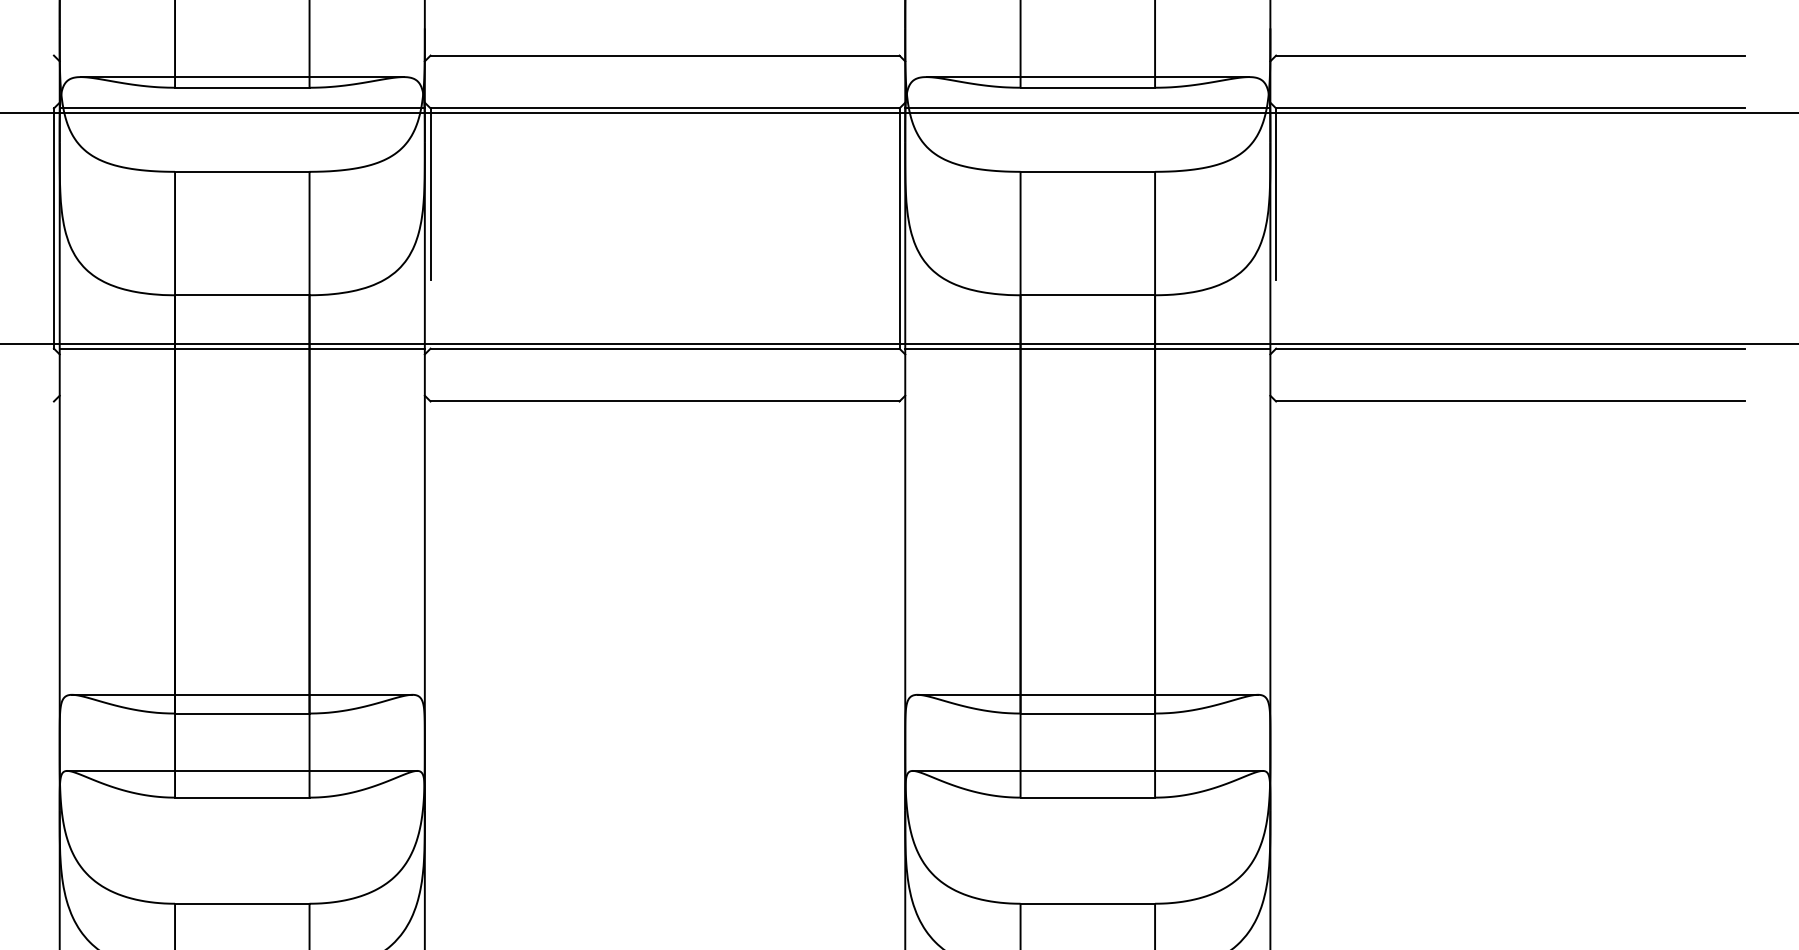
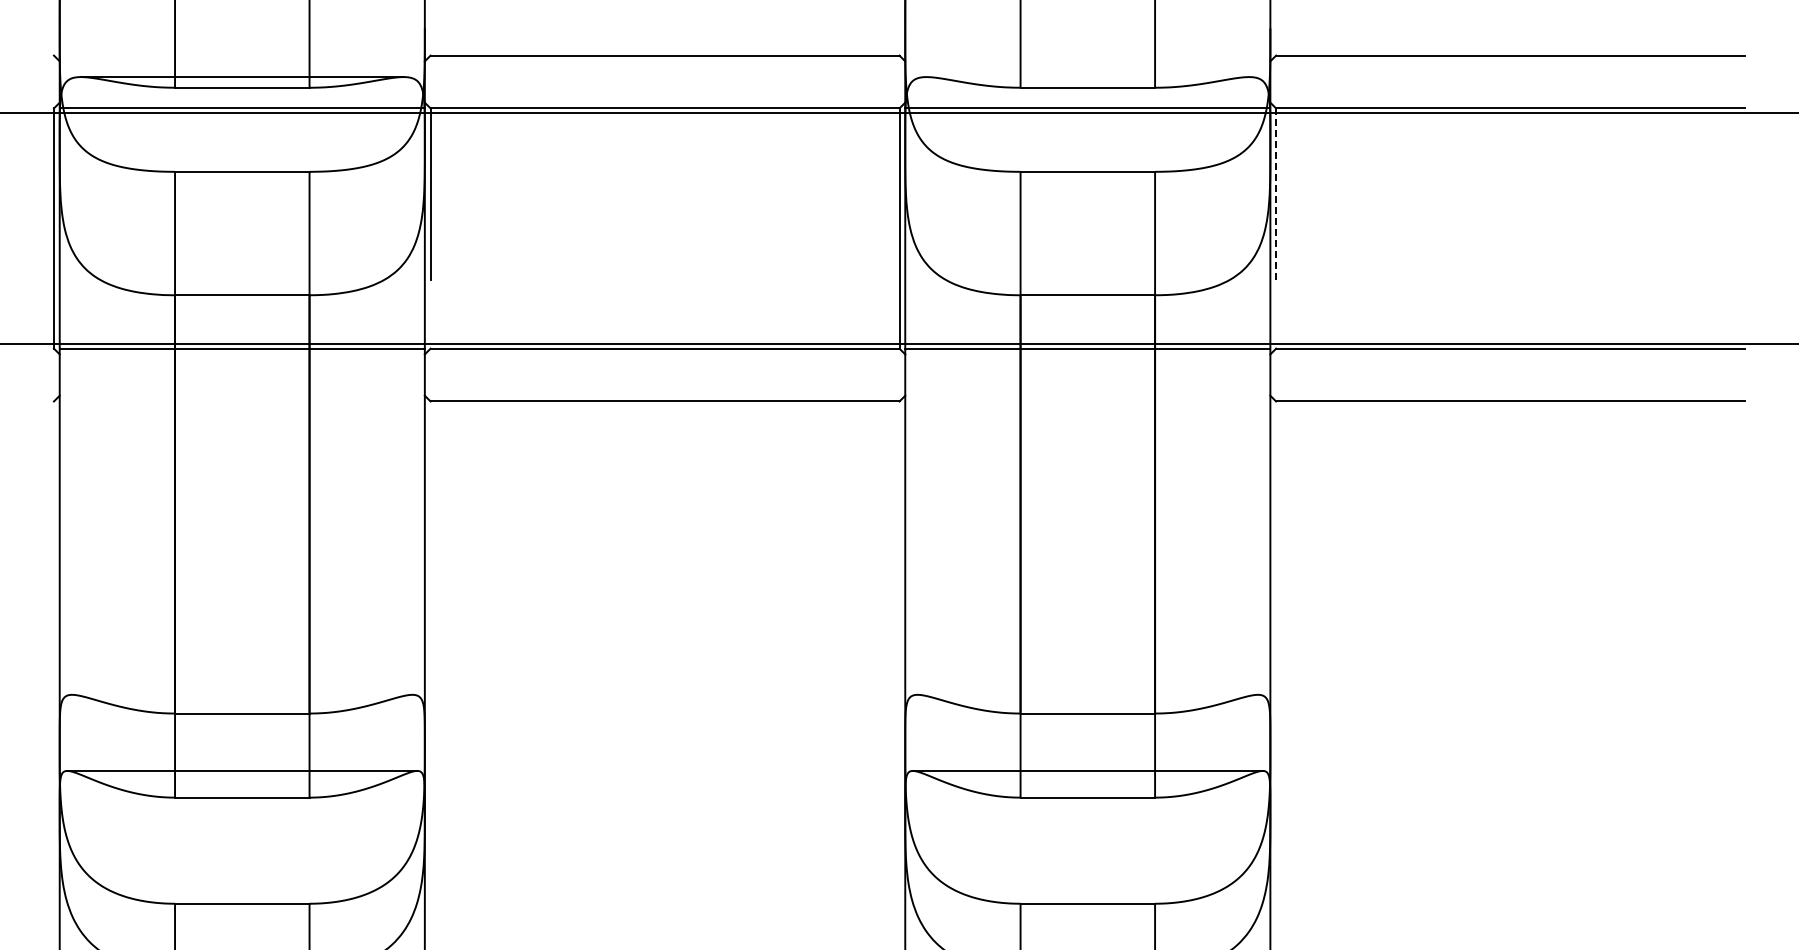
line: present -> none (1087, 77)
line: solid -> dashed (1276, 194)
line: present -> none (242, 694)
line: present -> none (1087, 694)
